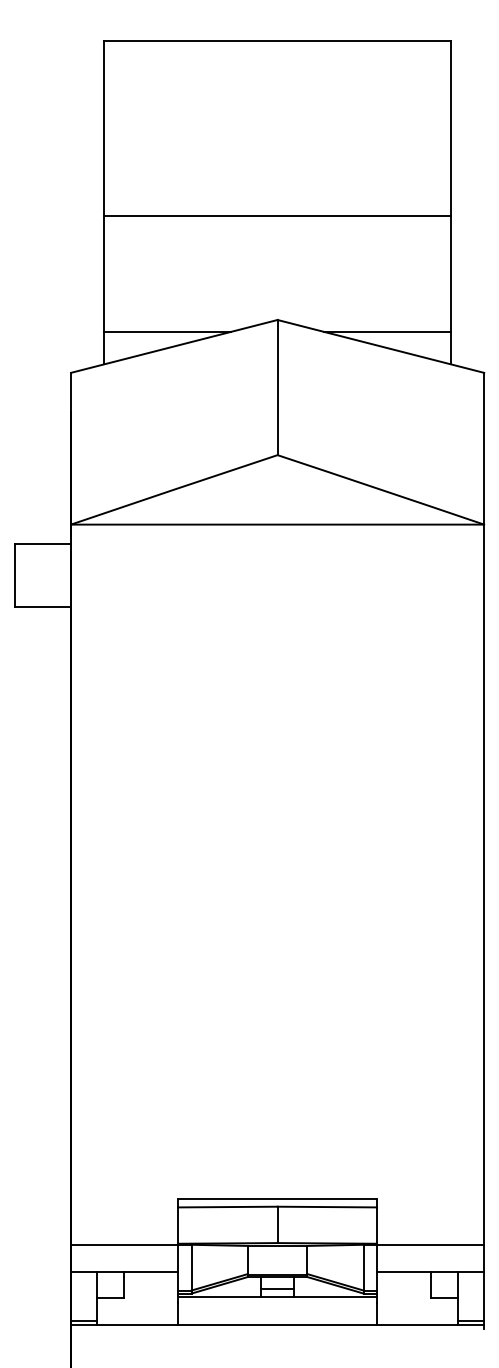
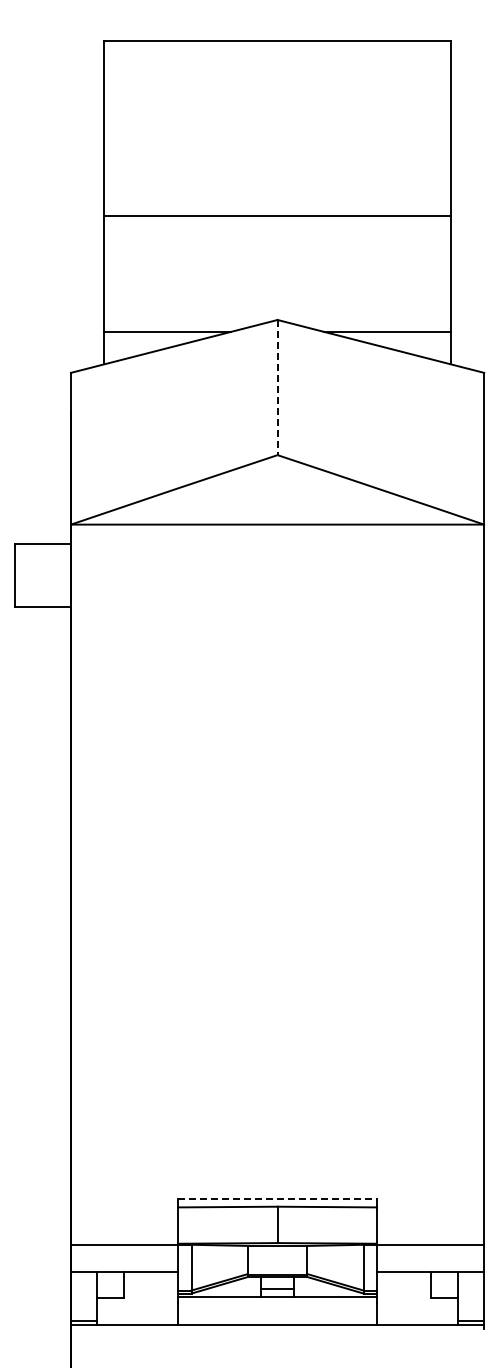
line: solid -> dashed (277, 387)
line: solid -> dashed (278, 1199)
